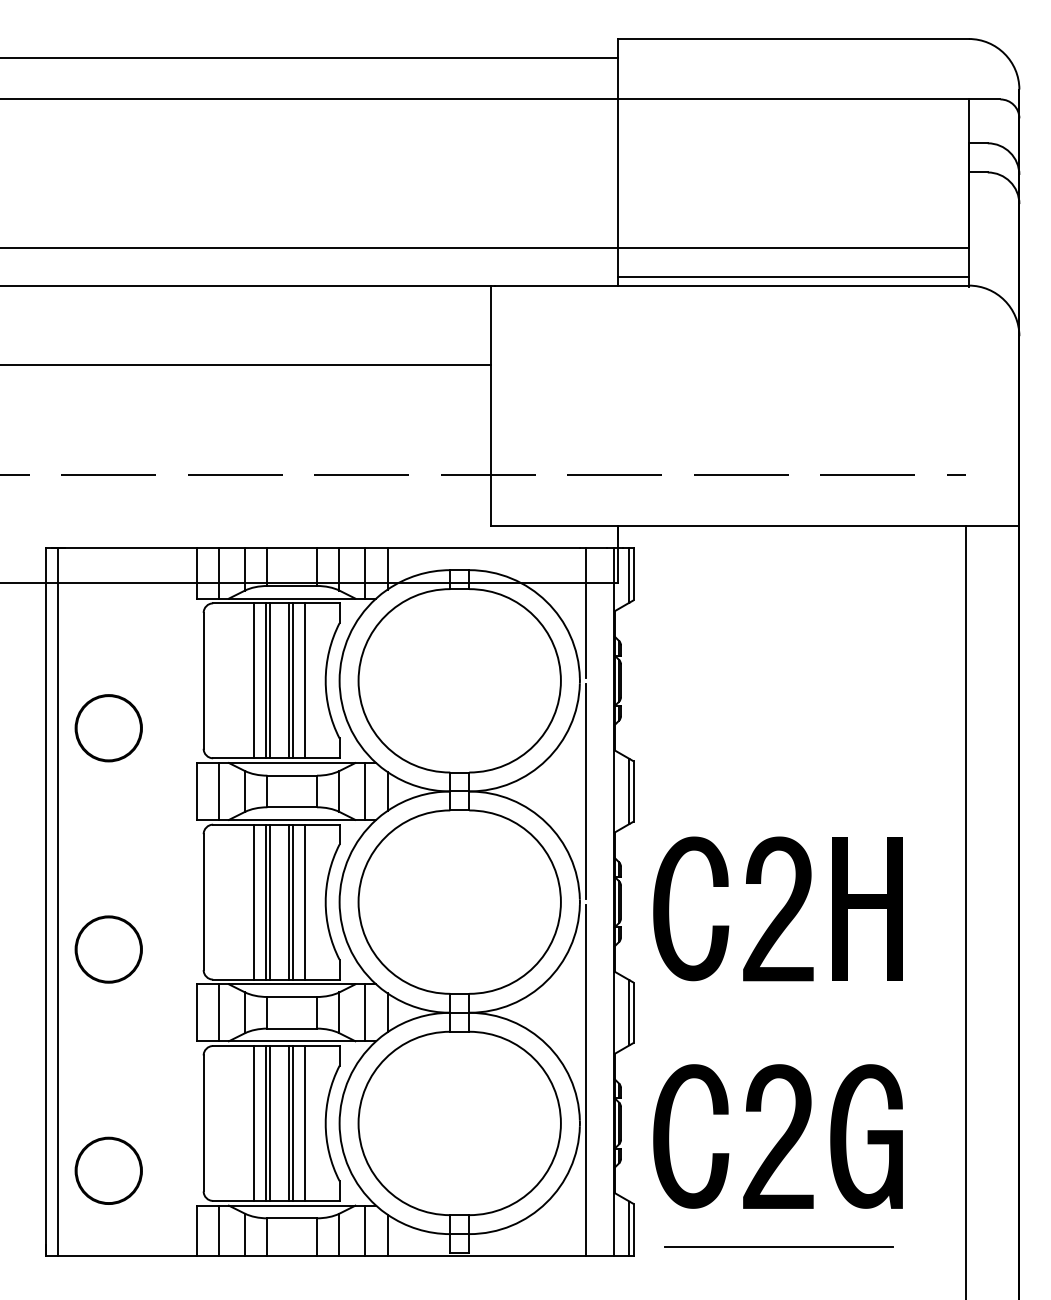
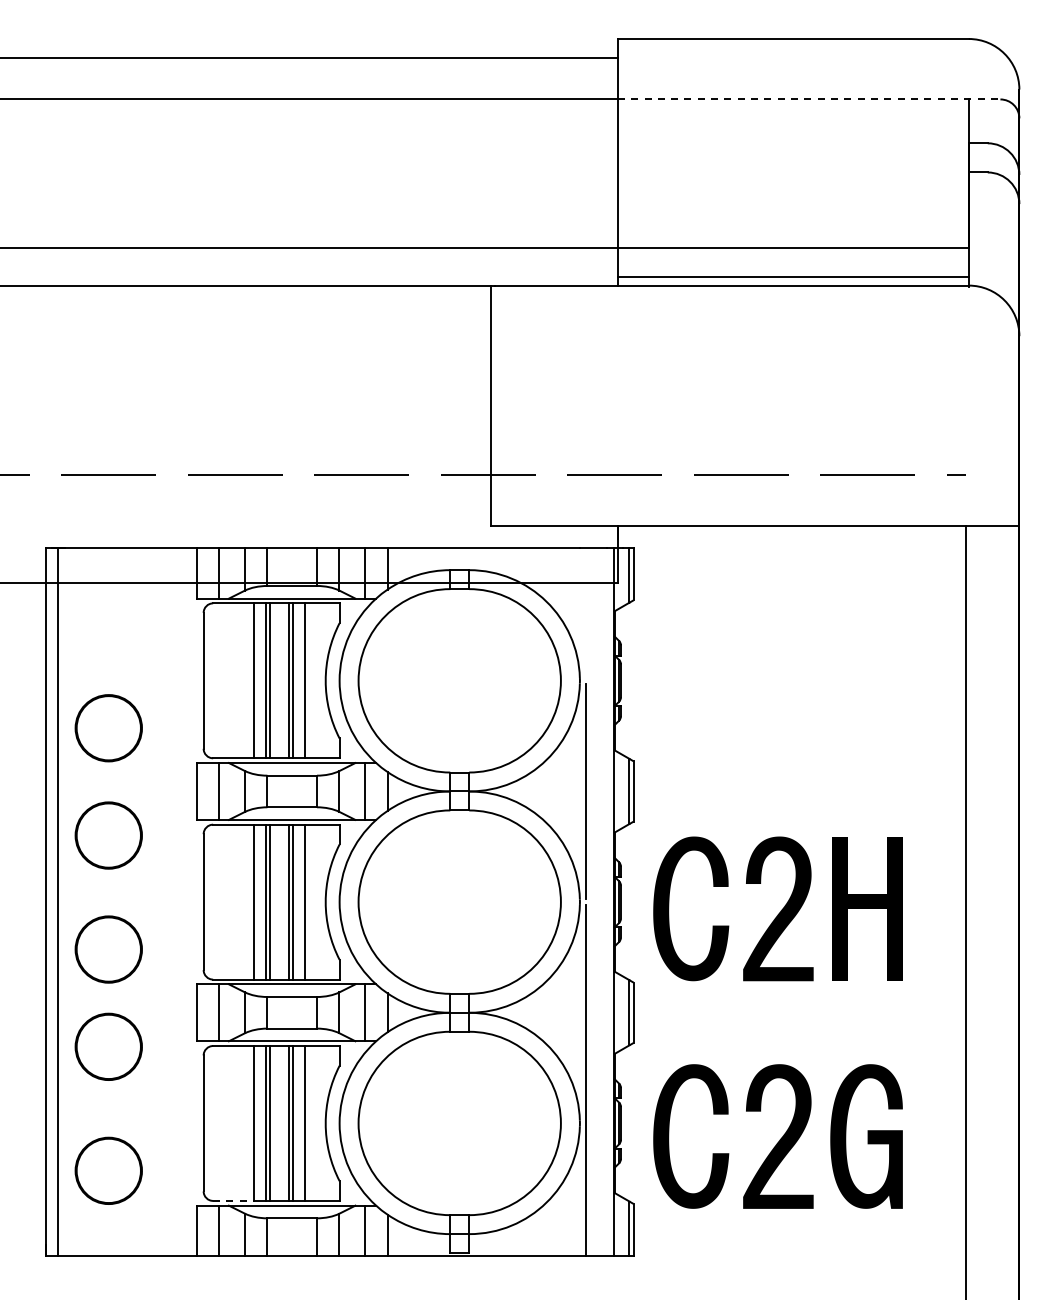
line: solid -> dashed (809, 99)
line: present -> none (246, 364)
line: present -> none (586, 613)
circle: none -> present (108, 835)
part: none -> present (108, 1046)
line: solid -> dashed (234, 1200)
line: present -> none (778, 1246)
